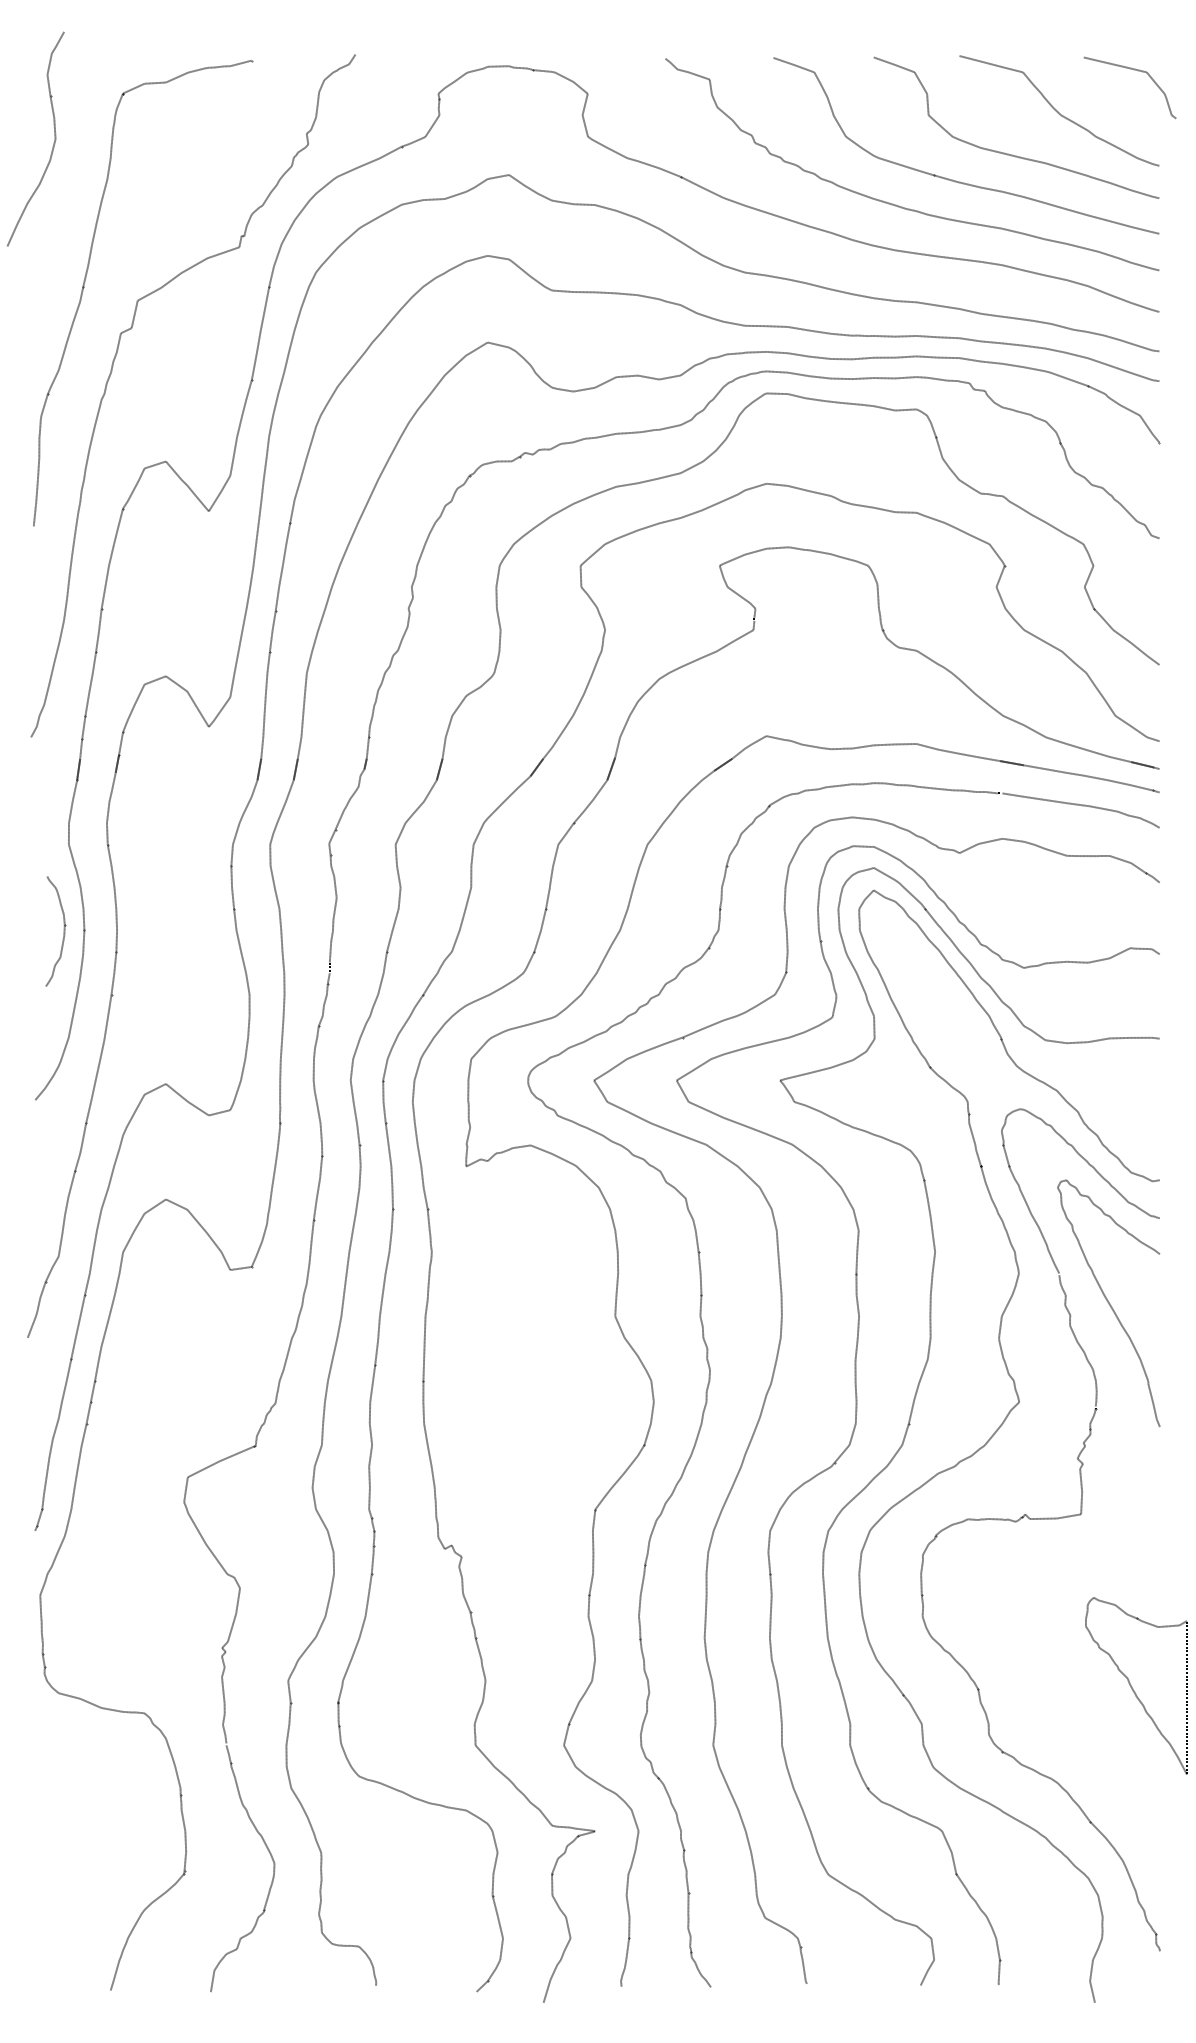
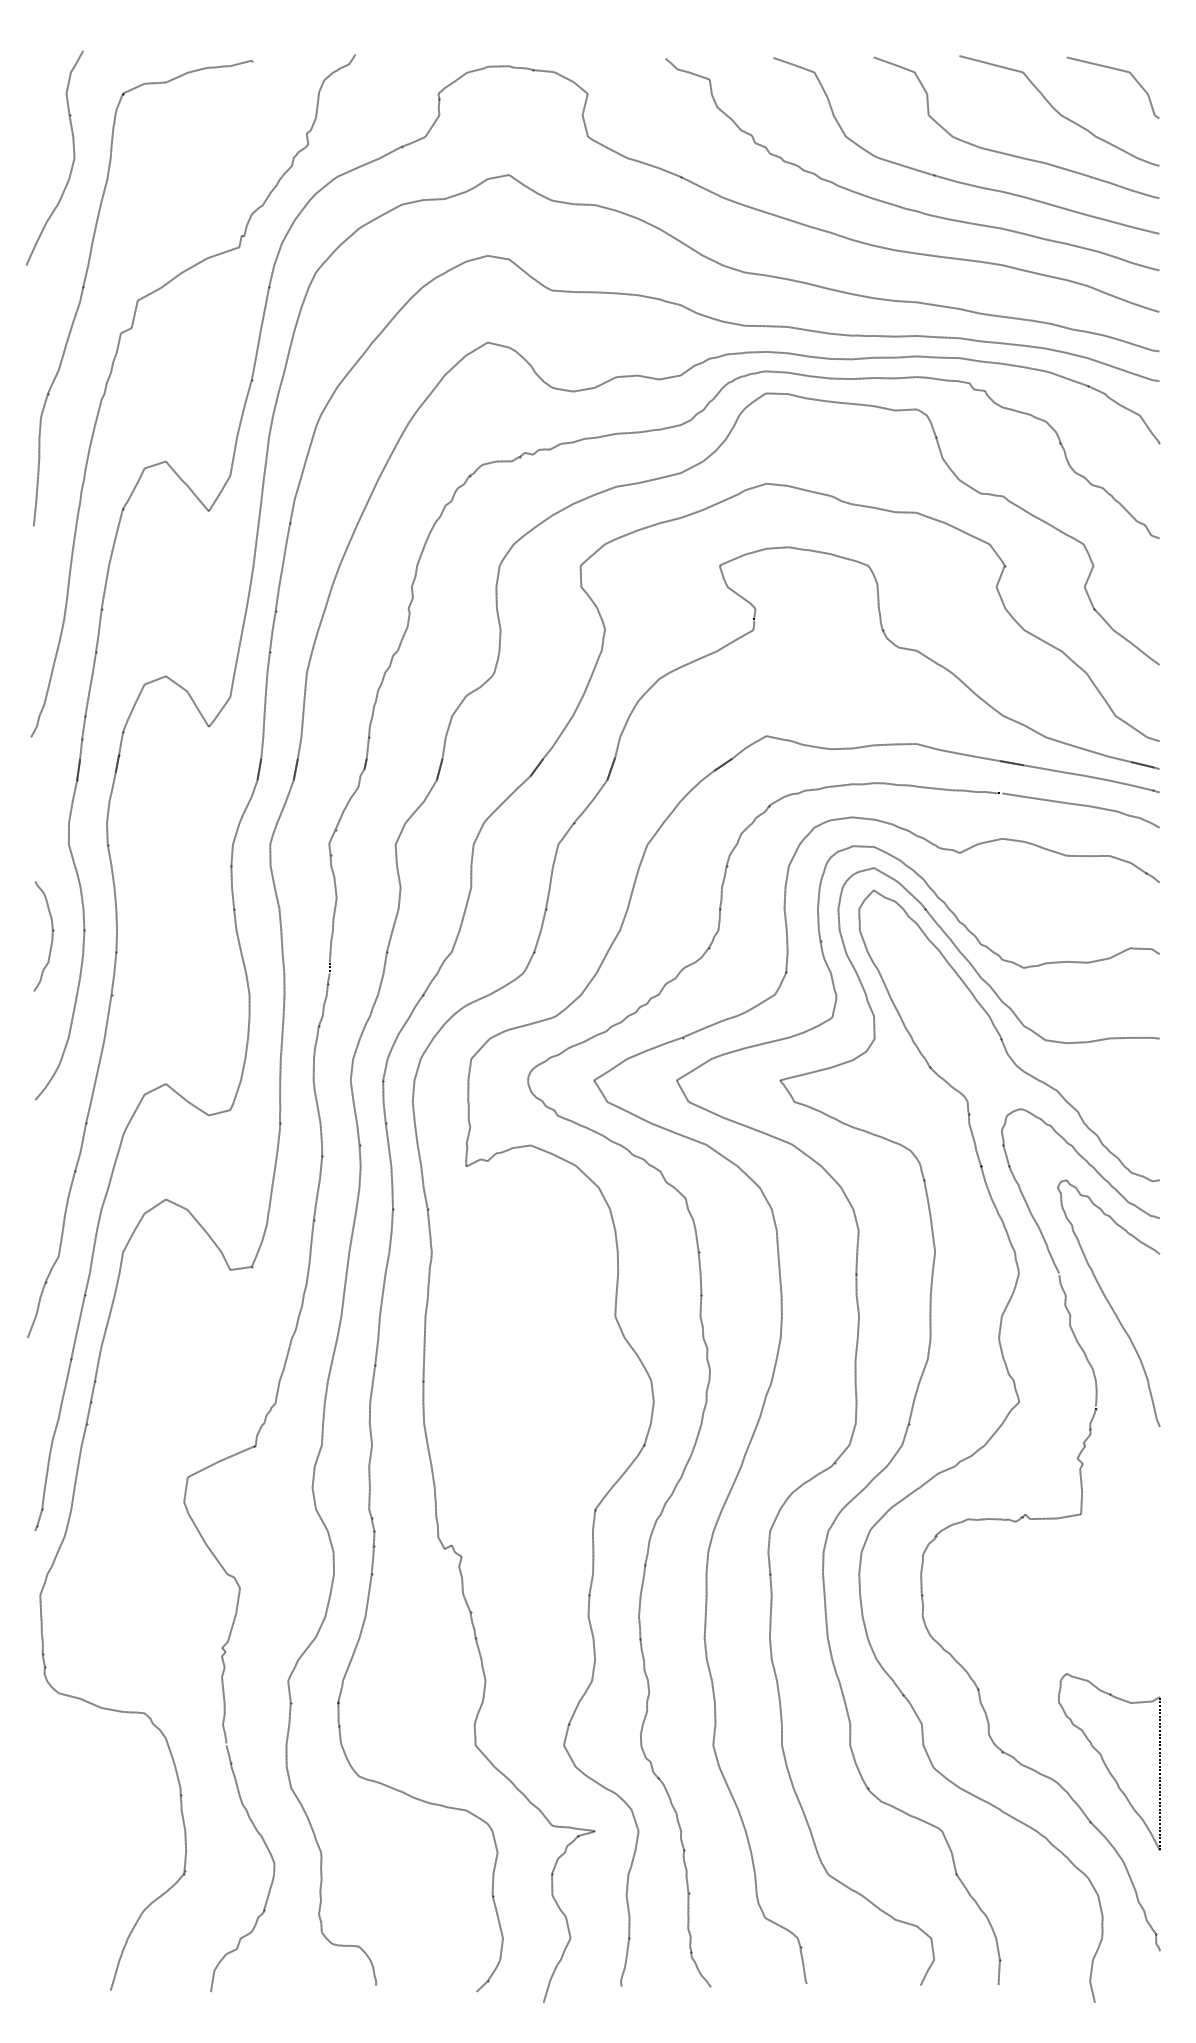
curve position: (1134, 70) -> (1117, 70) (1117, 70)
curve position: (53, 142) -> (72, 161) (72, 161)
curve position: (63, 931) -> (51, 936) (51, 936)
part position: (1136, 1685) -> (1109, 1761) (1109, 1761)
